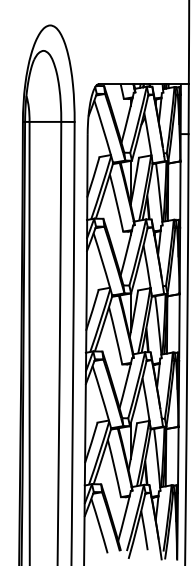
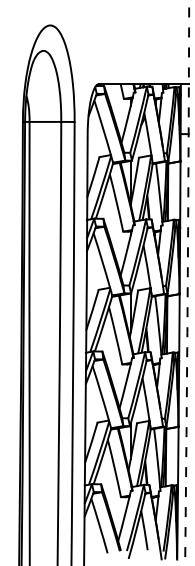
arc: solid -> dashed (187, 283)
